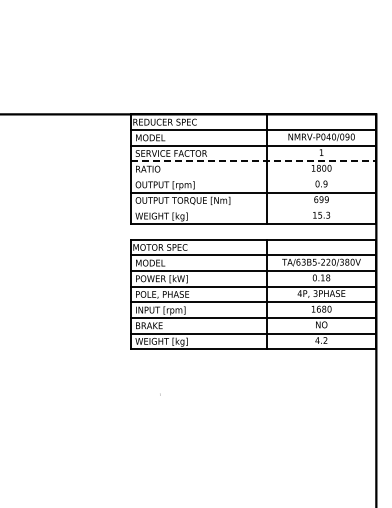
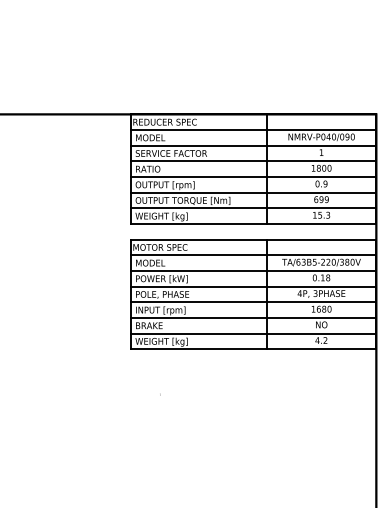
line: dashed -> solid (253, 161)
line: none -> present (253, 177)
line: none -> present (253, 208)
